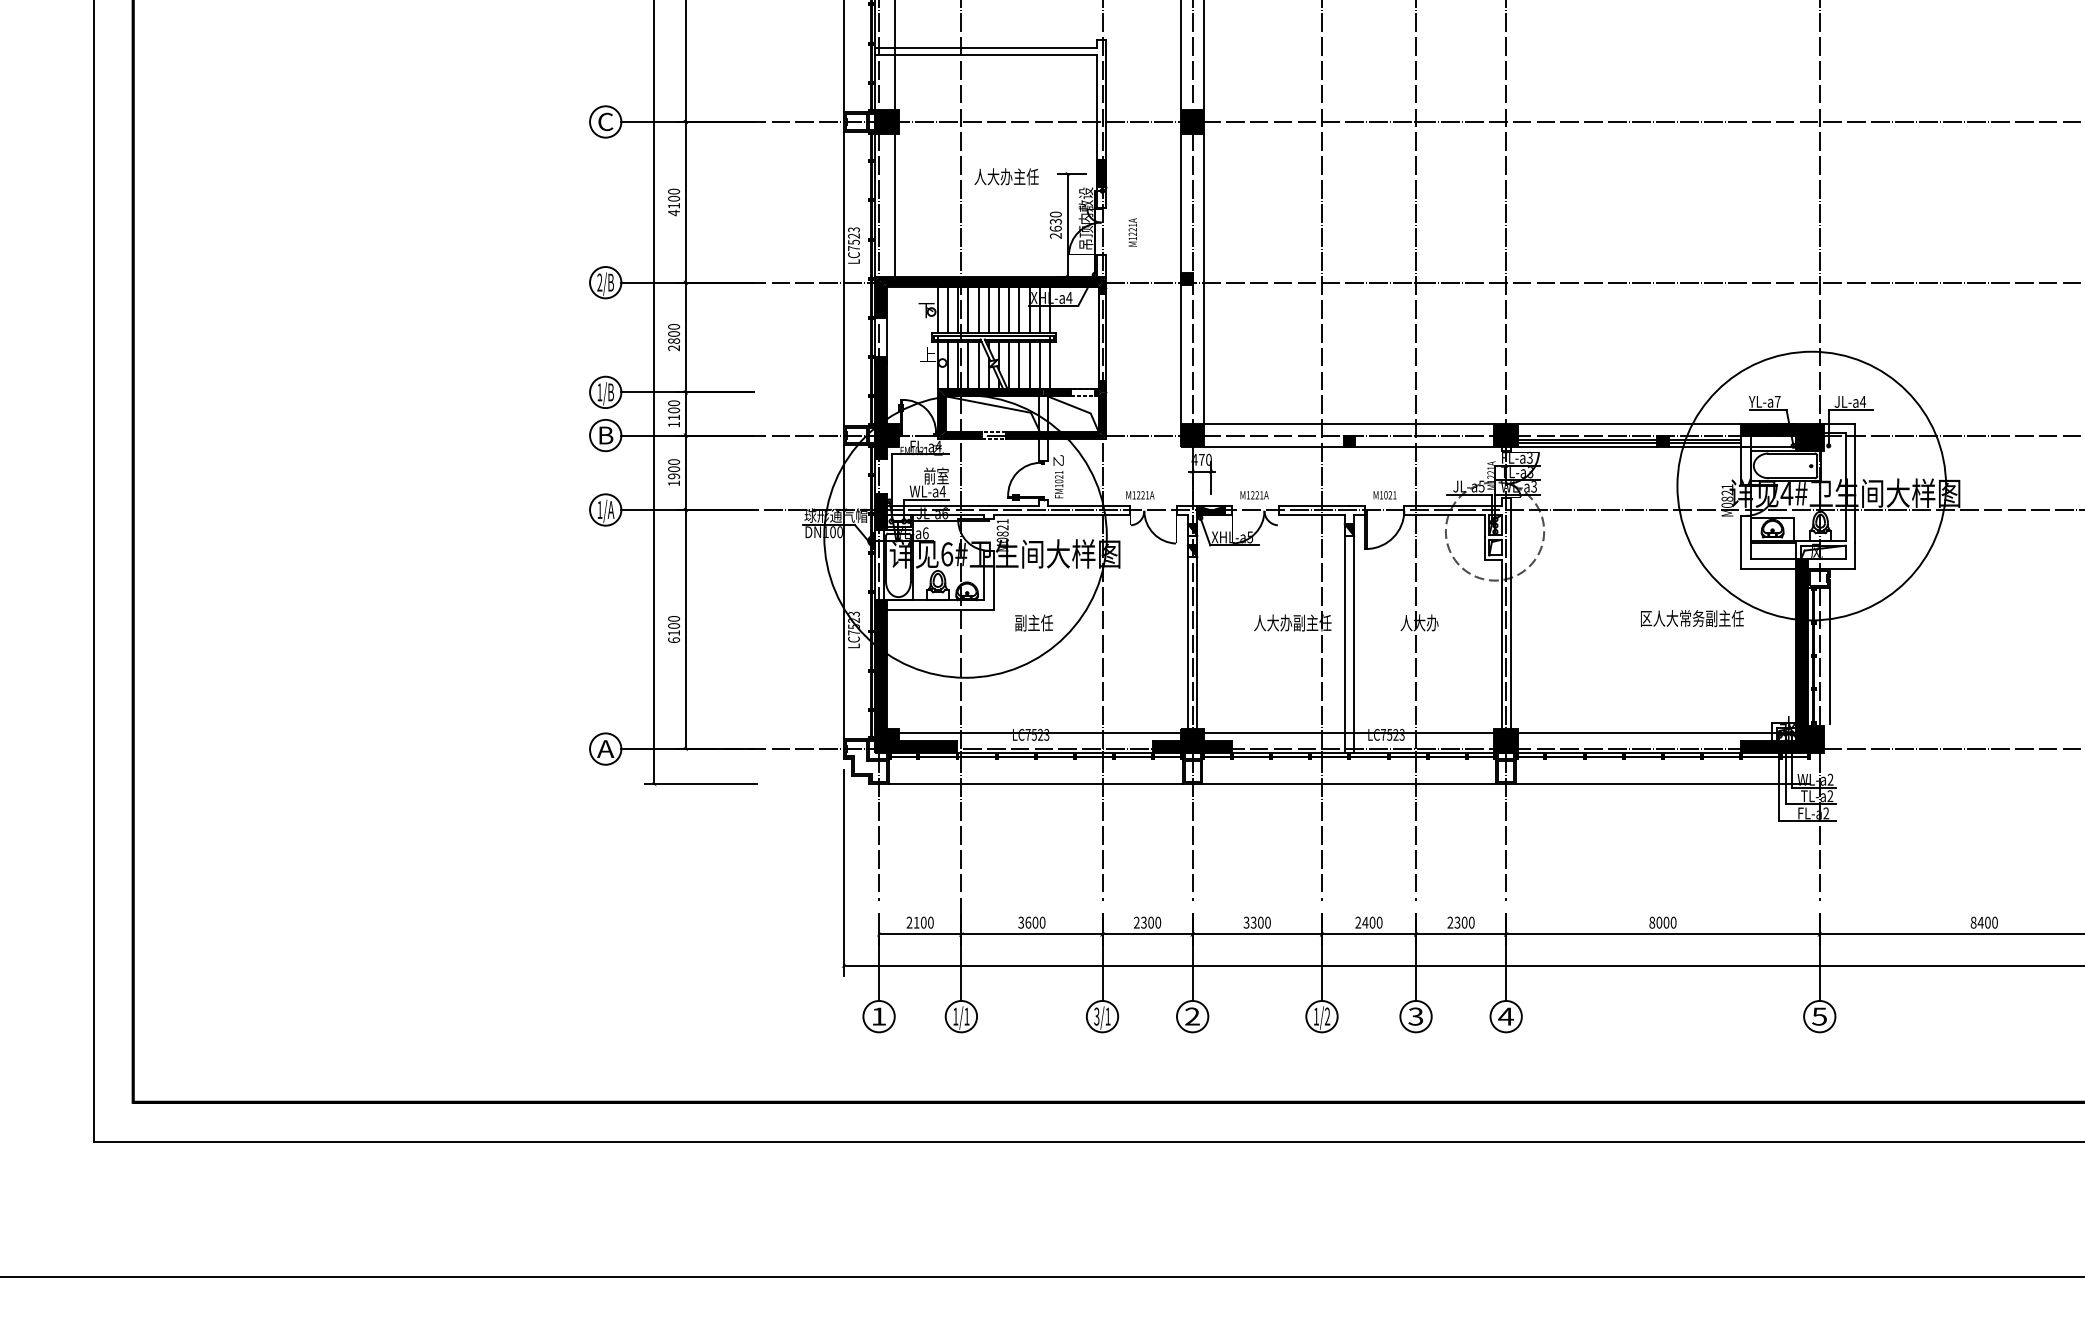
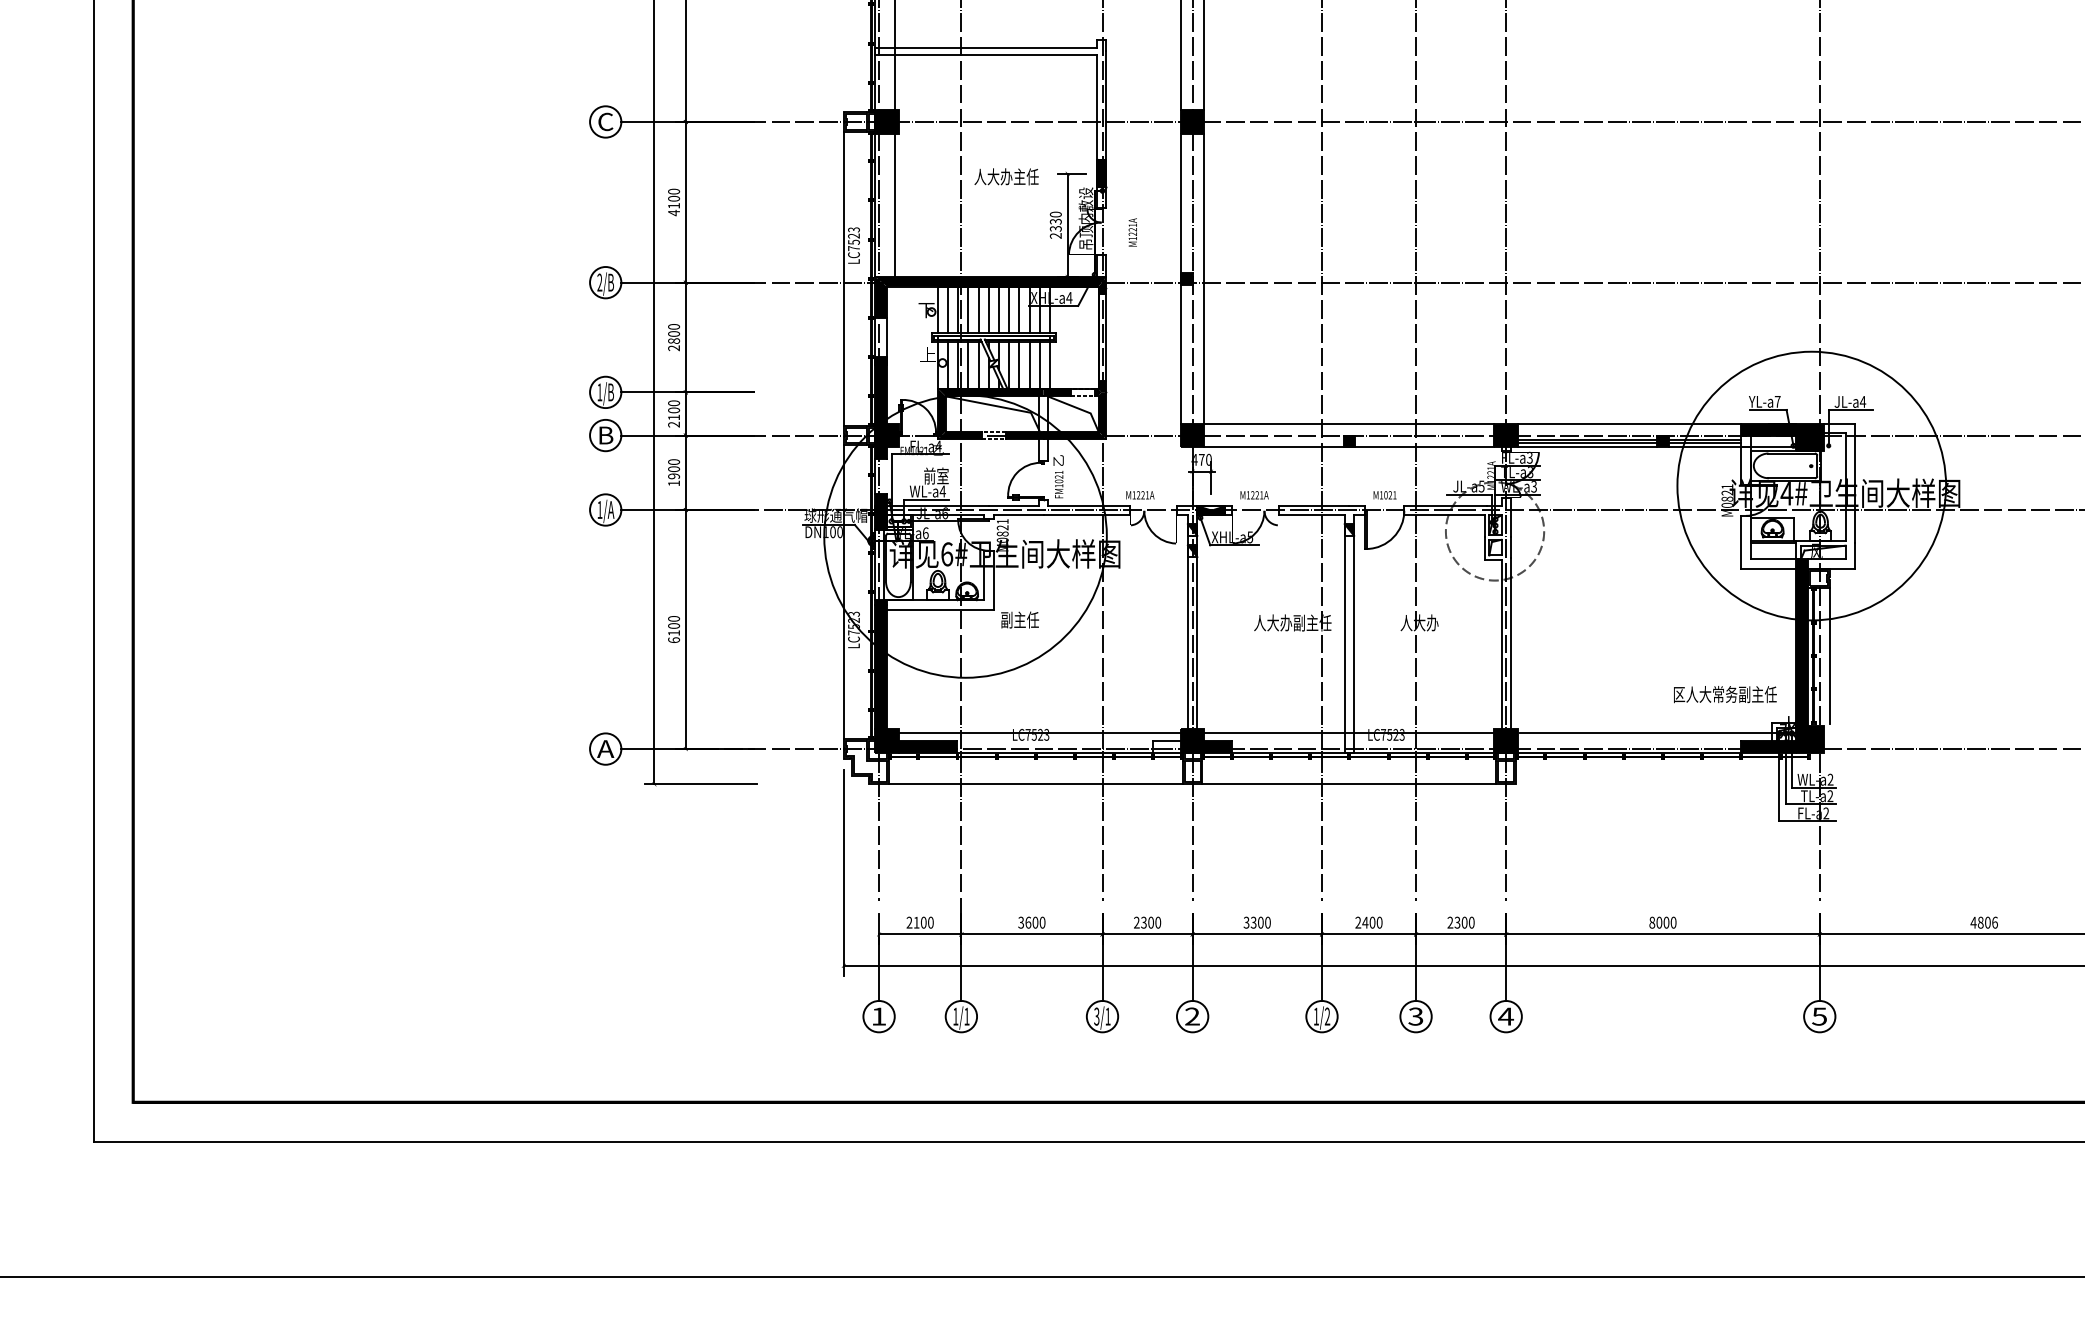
line: present -> none (843, 57)
text: 2630 -> 2330 (1055, 228)
text: 1100 -> 2100 (673, 424)
text position: (1692, 618) -> (1725, 694) (1725, 694)
text position: (1033, 622) -> (1019, 619) (1019, 619)
fill: present -> none (1166, 747)
line: present -> none (1662, 784)
text: 8400 -> 4806 (1983, 922)
